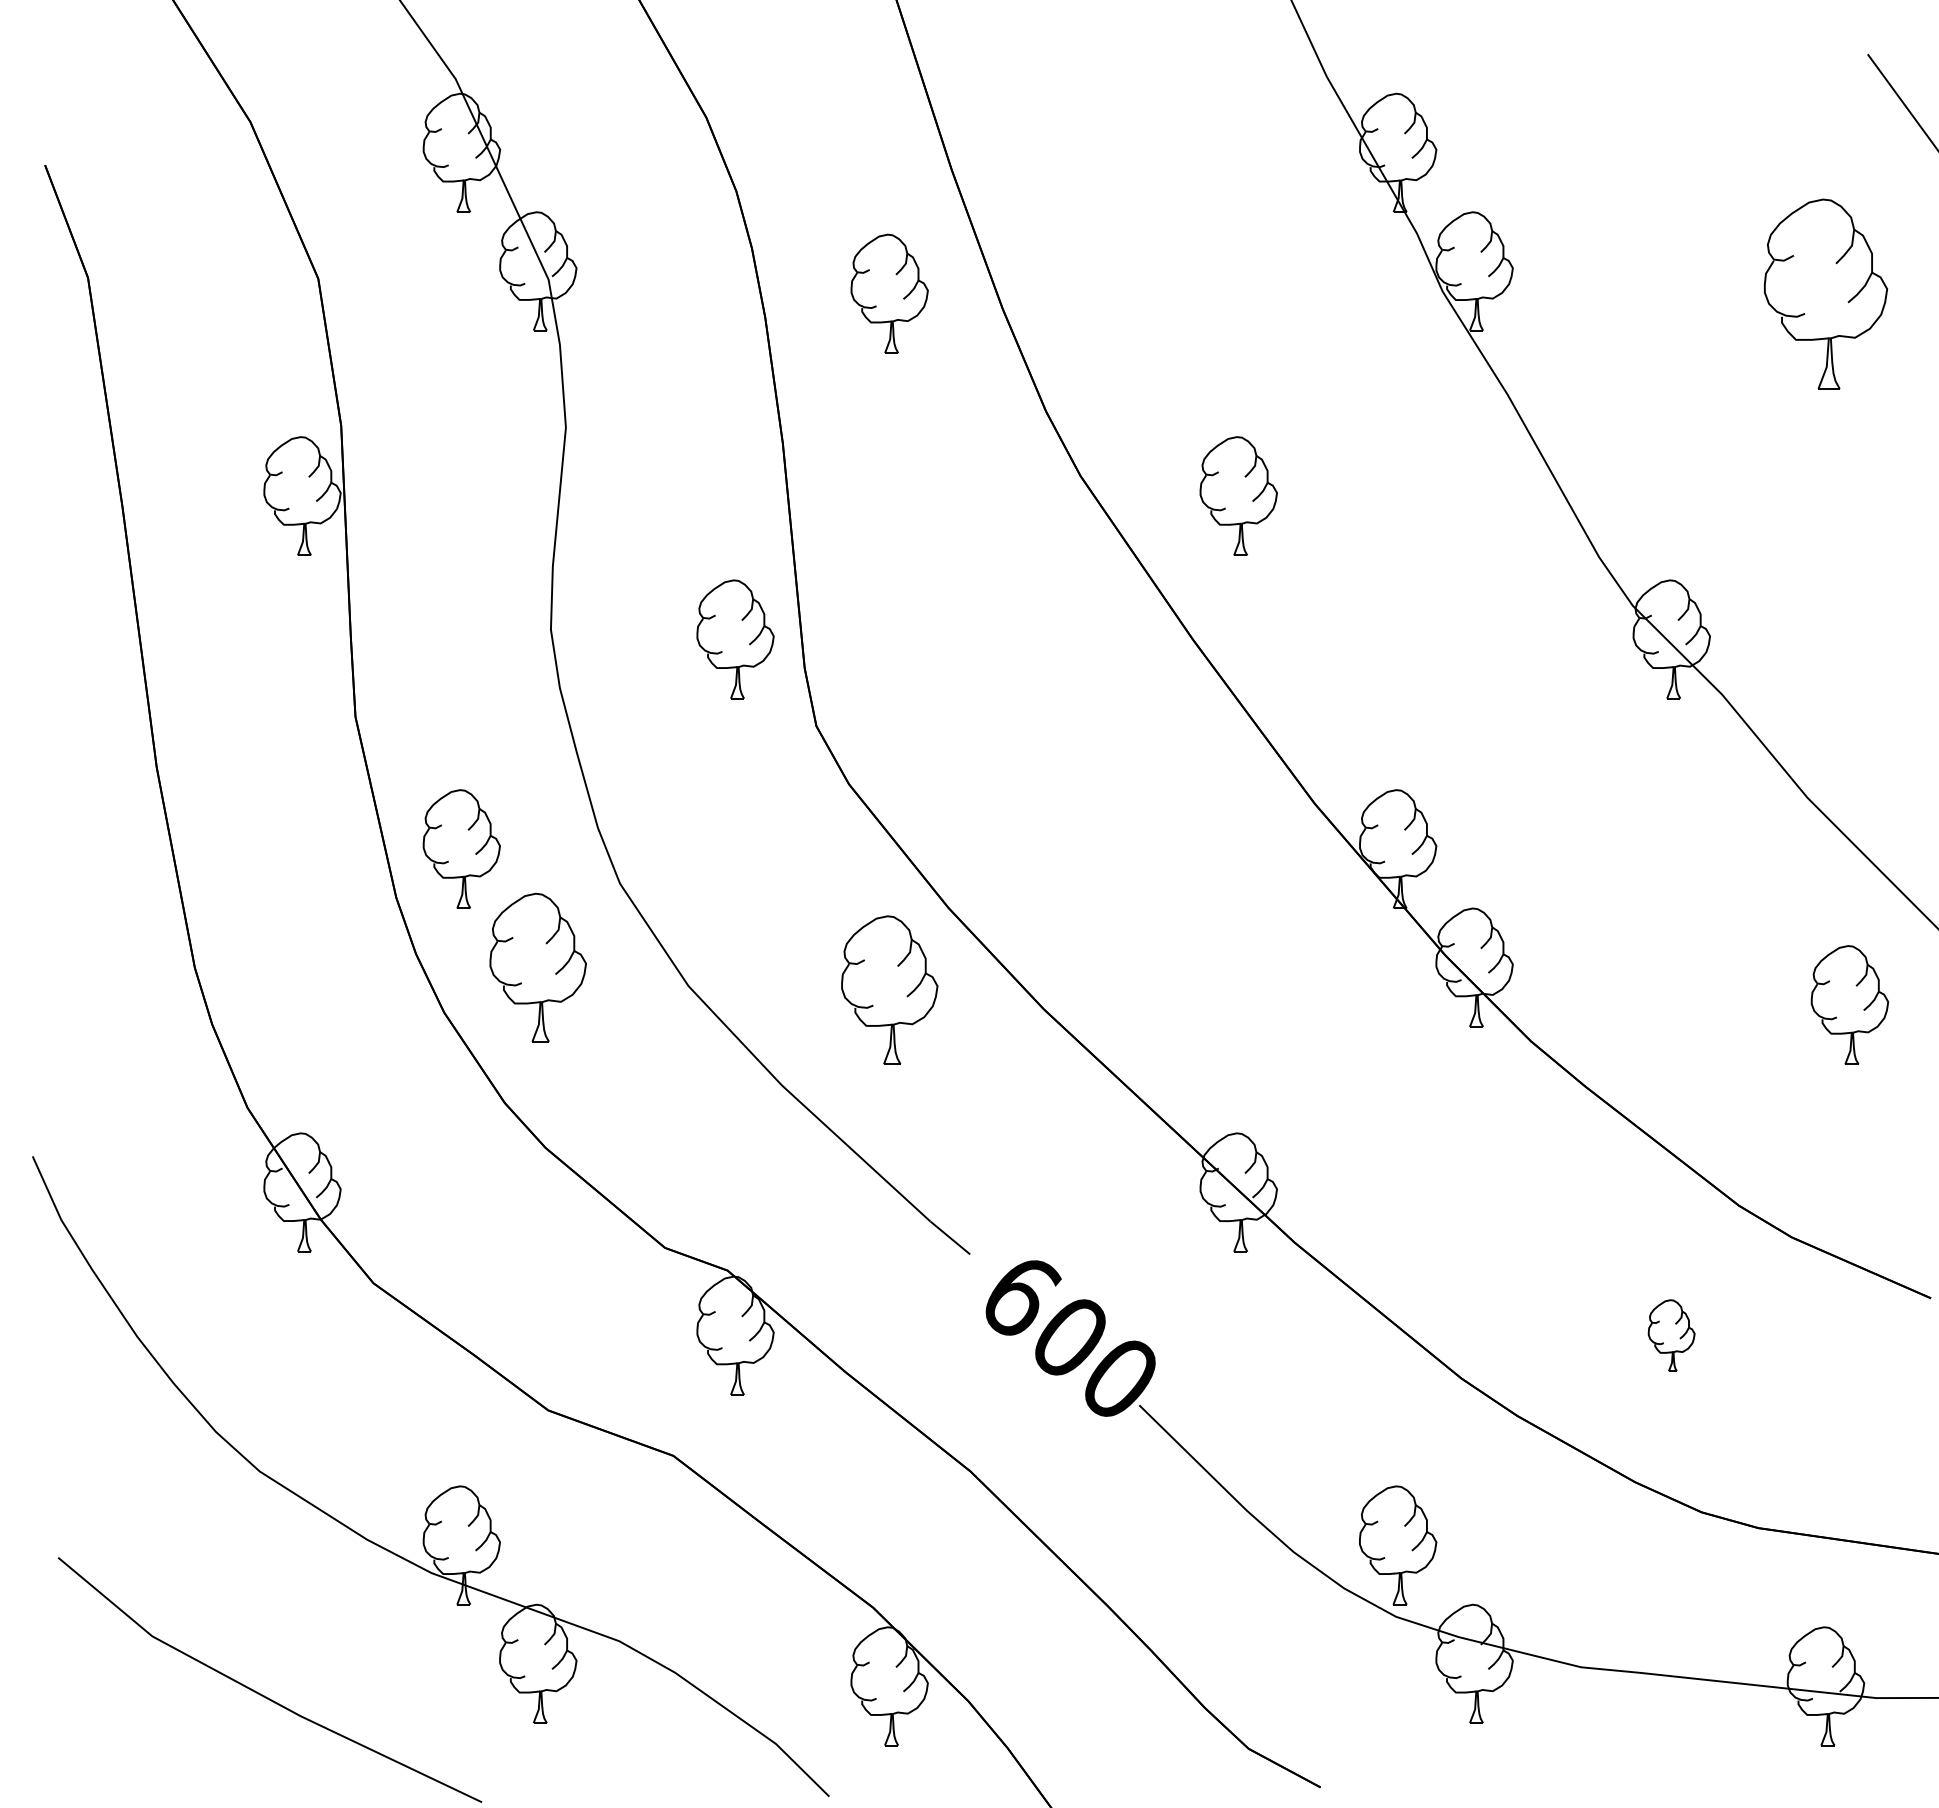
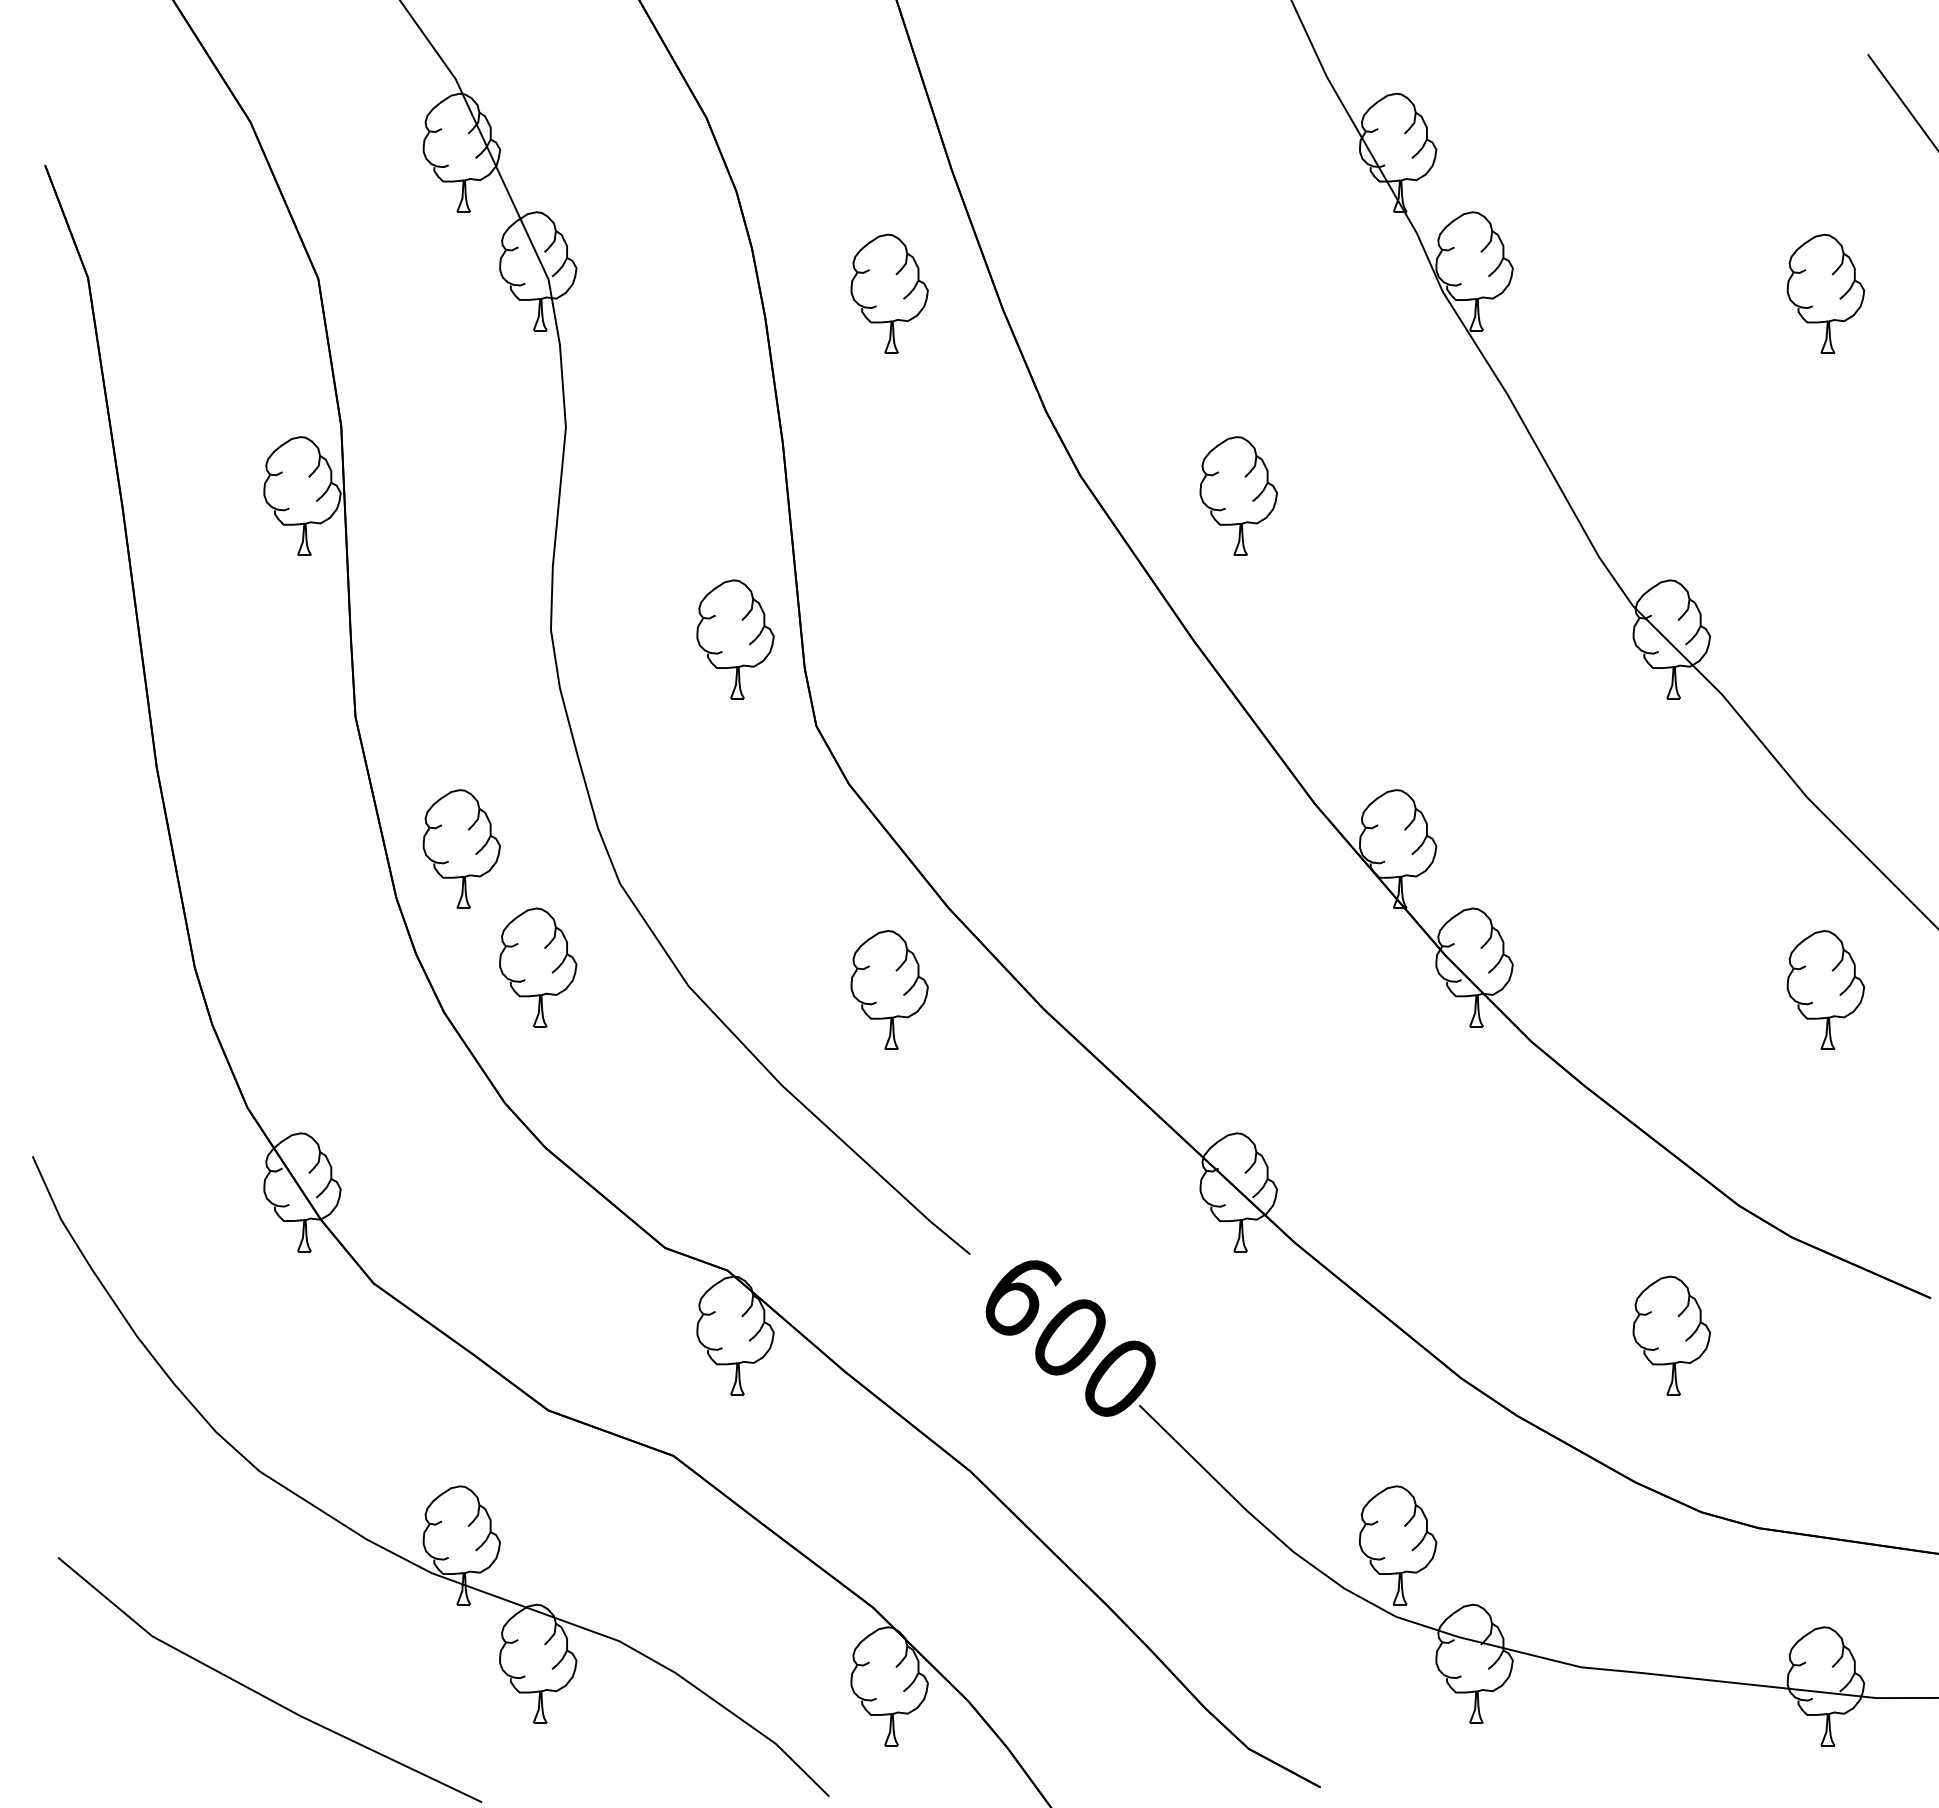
part size: 124x192 px -> 80x121 px (1825, 293)
part size: 98x151 px -> 79x121 px (538, 967)
part size: 98x150 px -> 79x120 px (889, 989)
part position: (1849, 1004) -> (1825, 989) (1825, 989)
part size: 49x73 px -> 79x121 px (1671, 1335)
